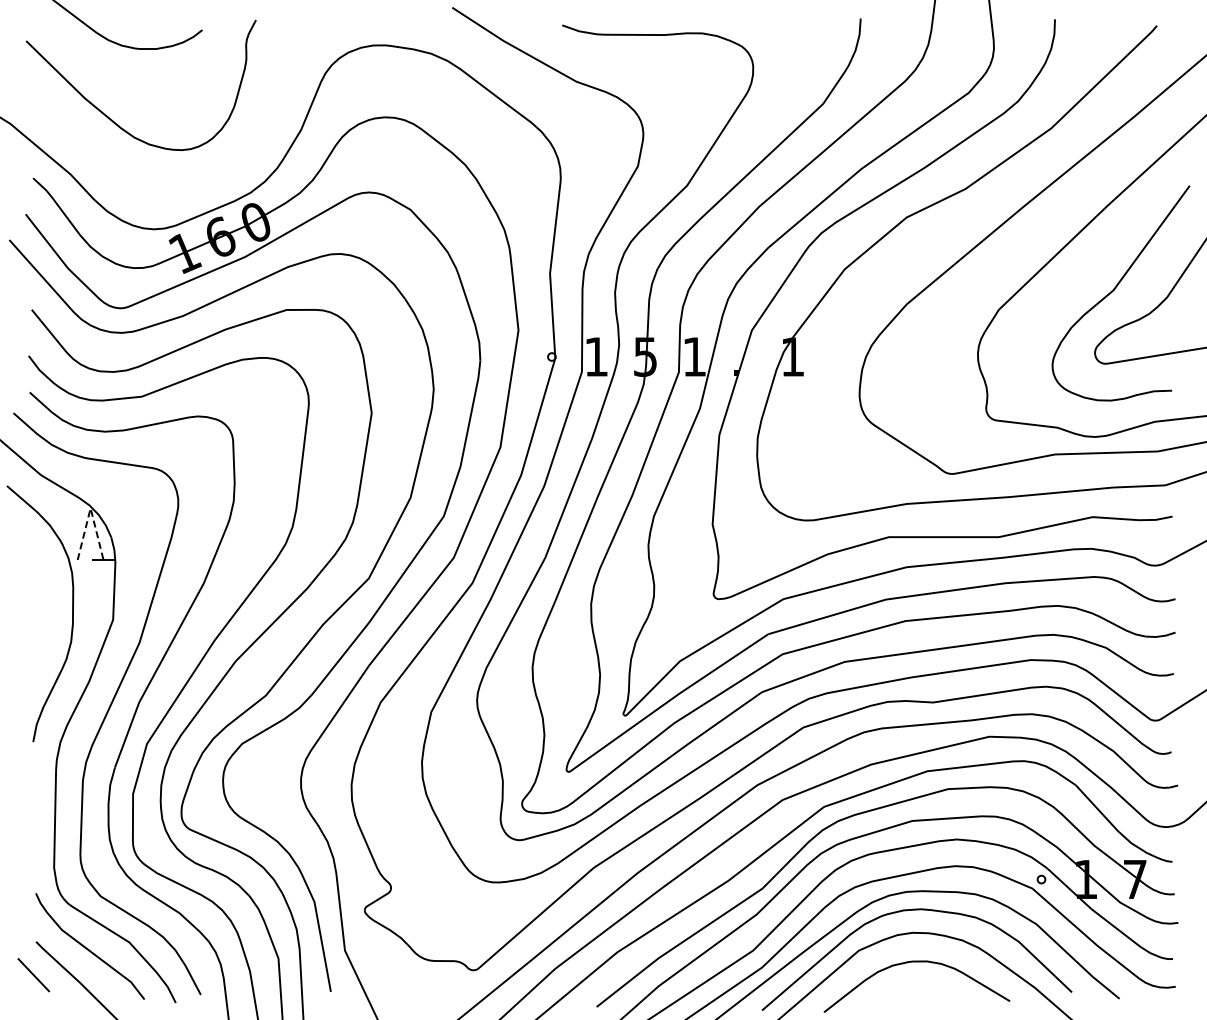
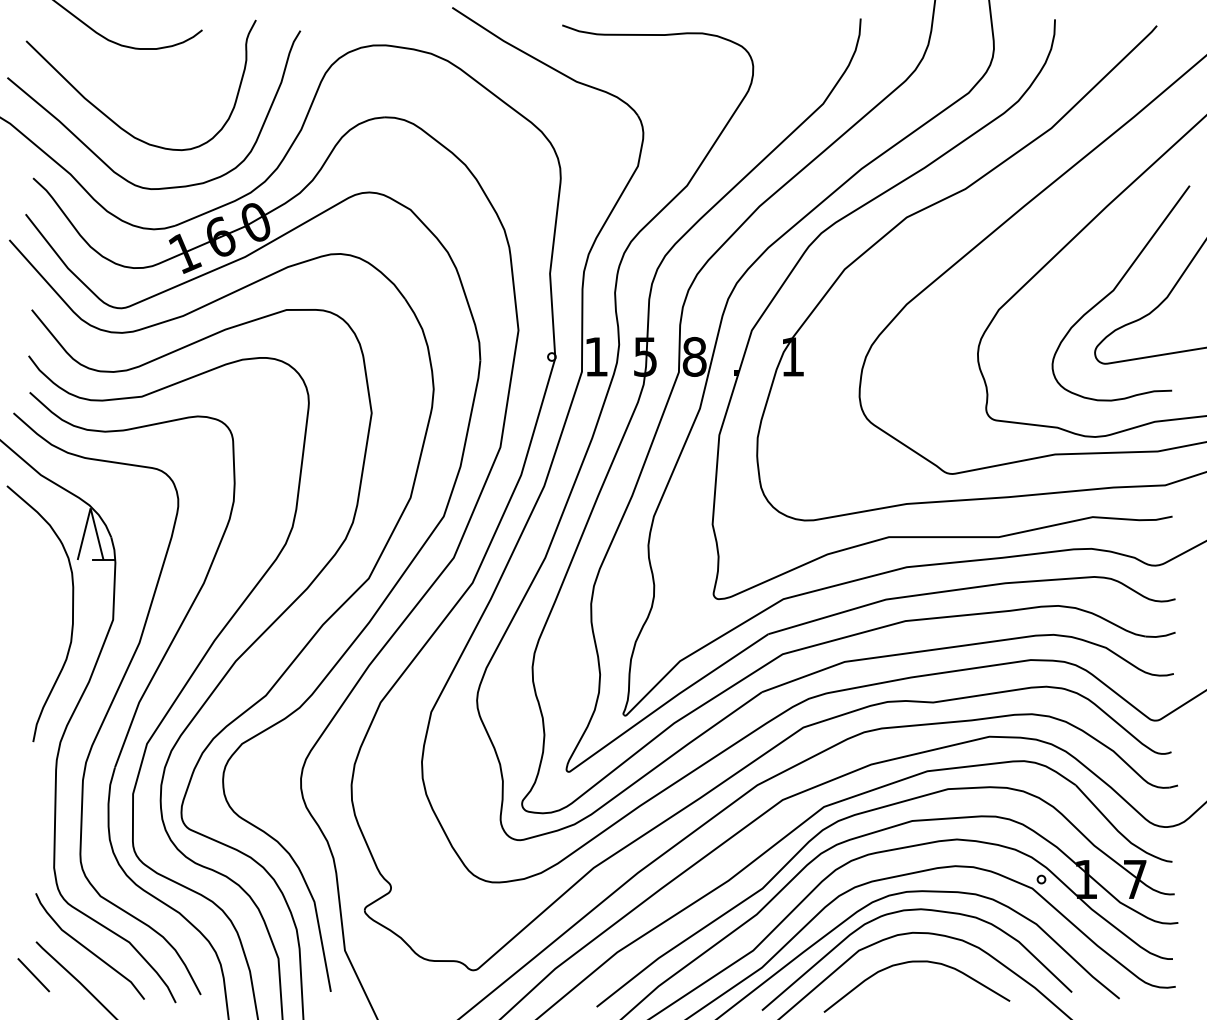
curve: none -> present (103, 160)
text: 1 -> 8 (694, 356)
line: dashed -> solid (90, 508)
